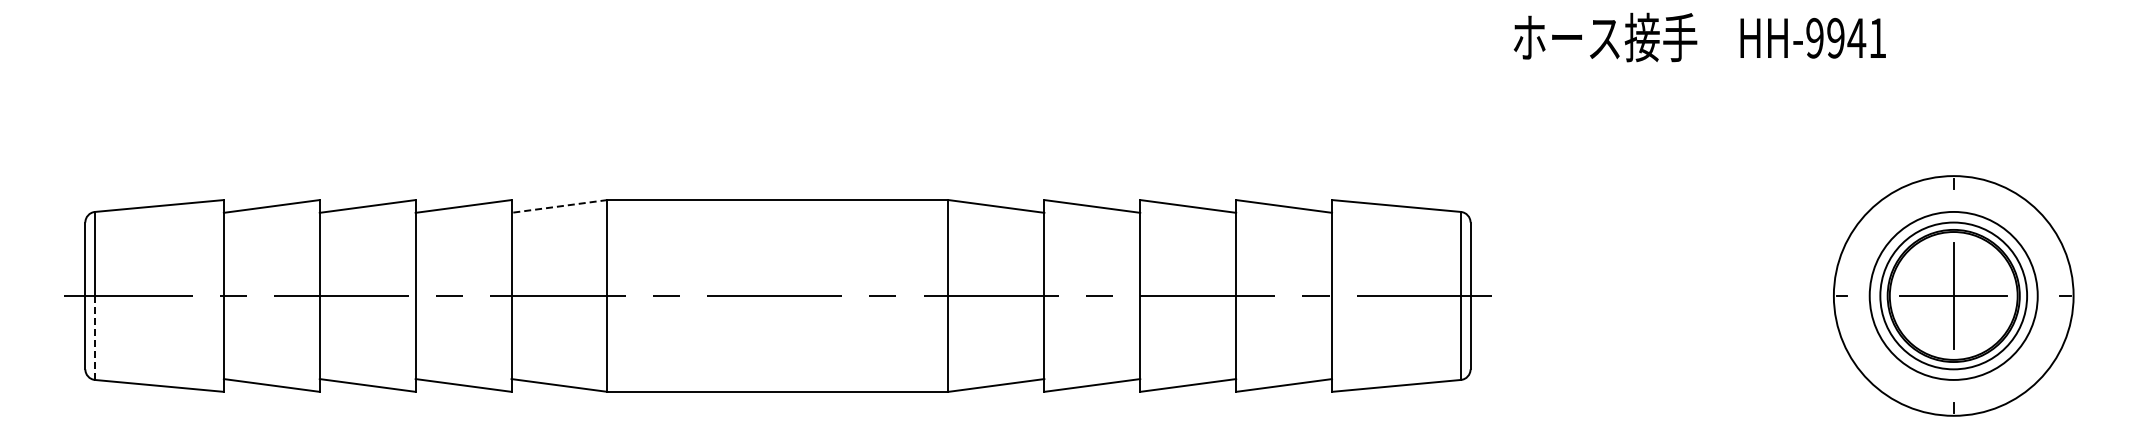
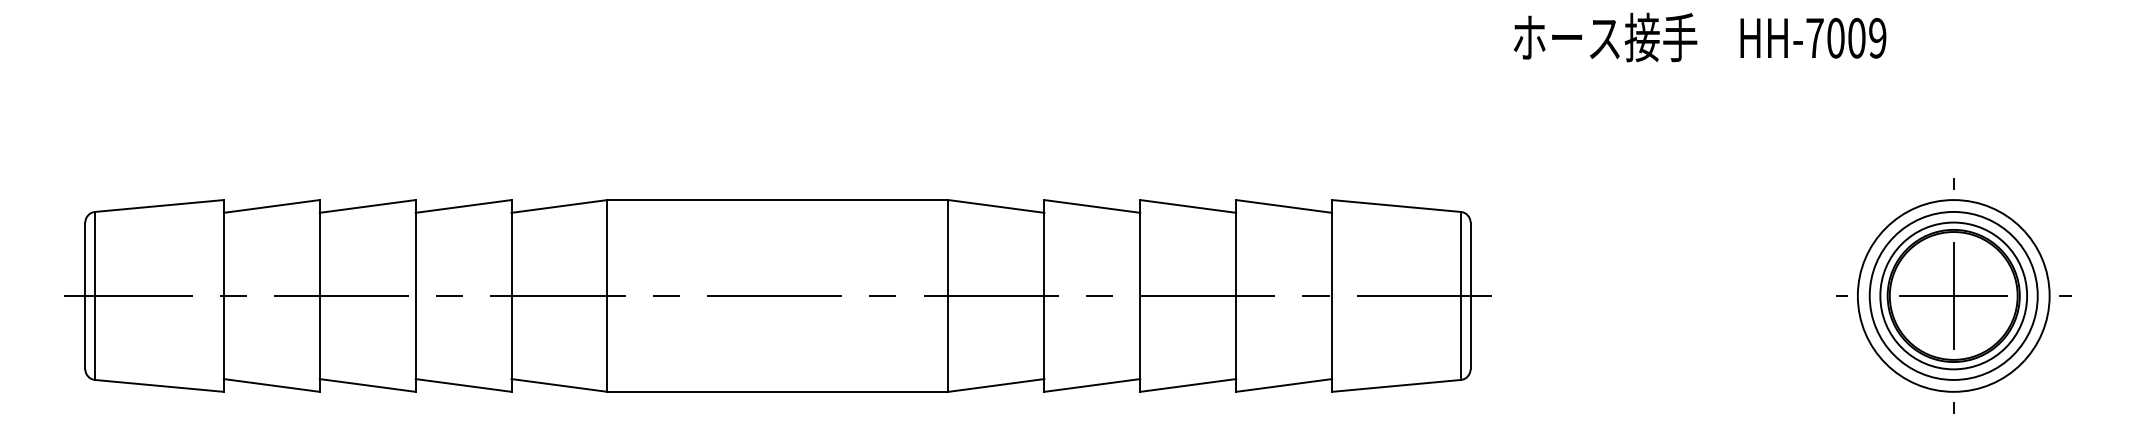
text: HH-9941 -> HH-7009 (1846, 37)
line: dashed -> solid (559, 206)
circle diameter: 240 px -> 192 px (1953, 295)
line: dashed -> solid (95, 338)
